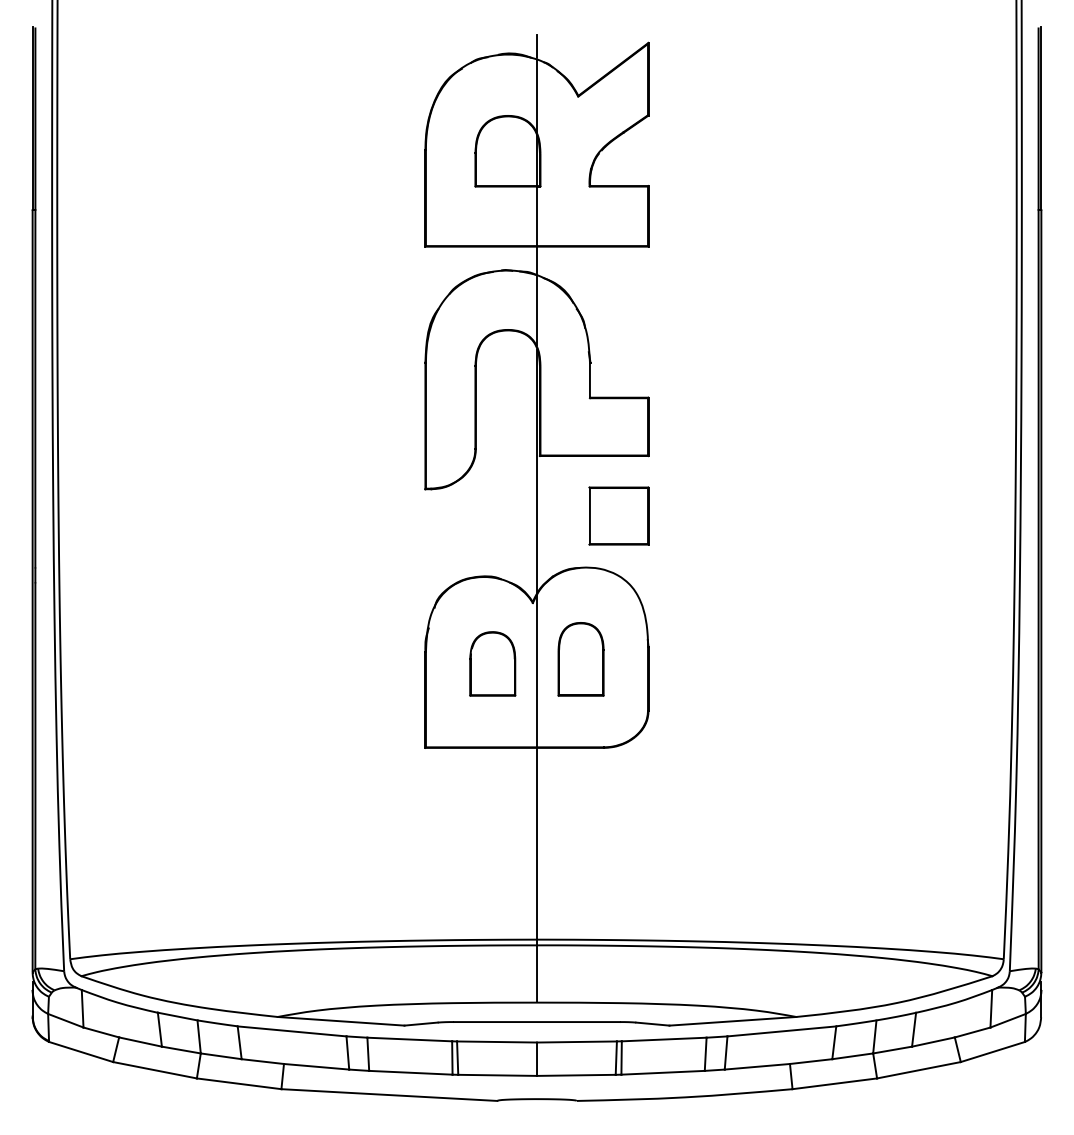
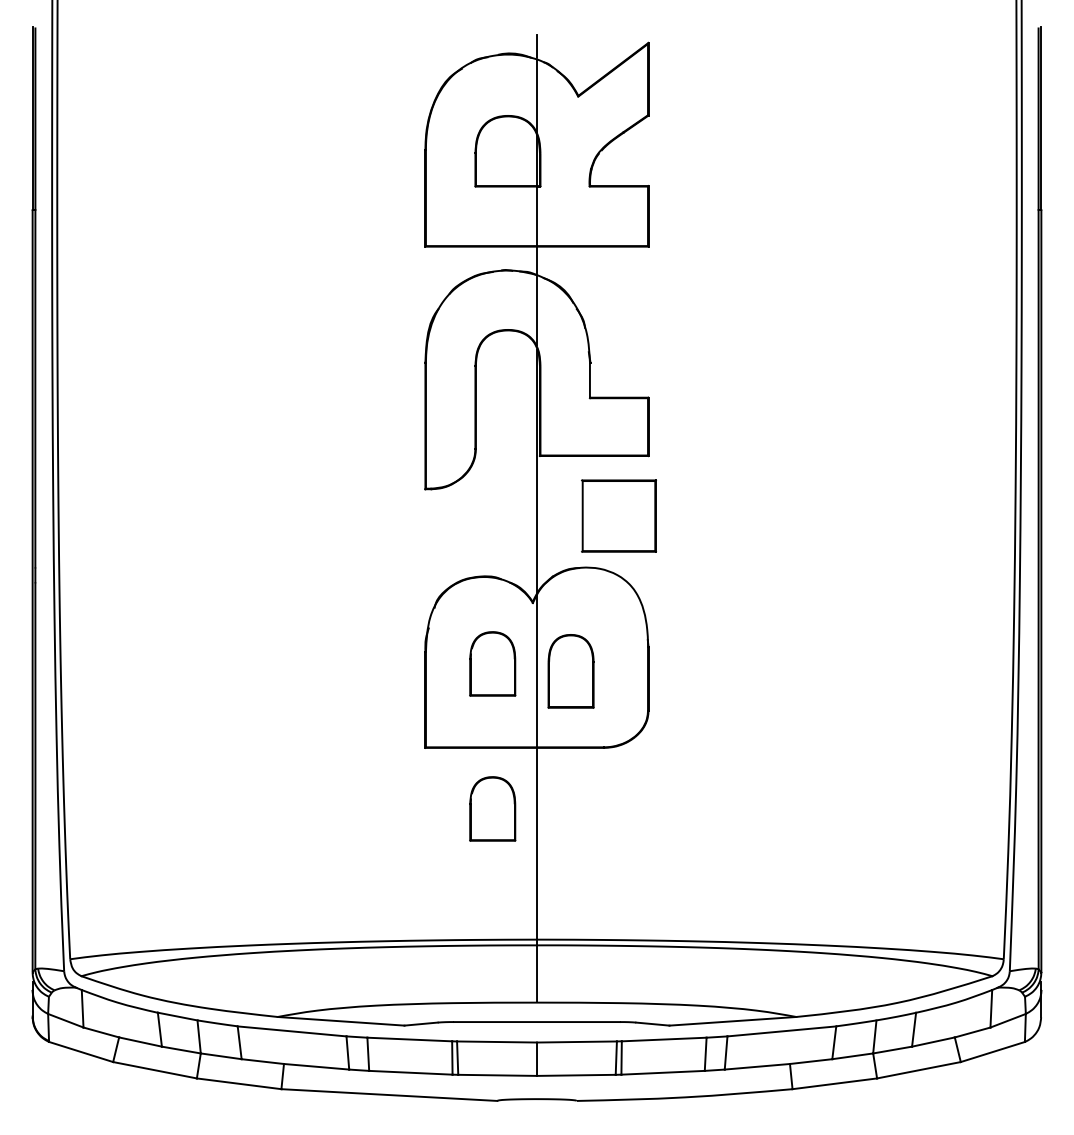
part size: 62x60 px -> 76x74 px (618, 515)
part position: (580, 659) -> (570, 671) (570, 671)
part: none -> present (492, 808)
